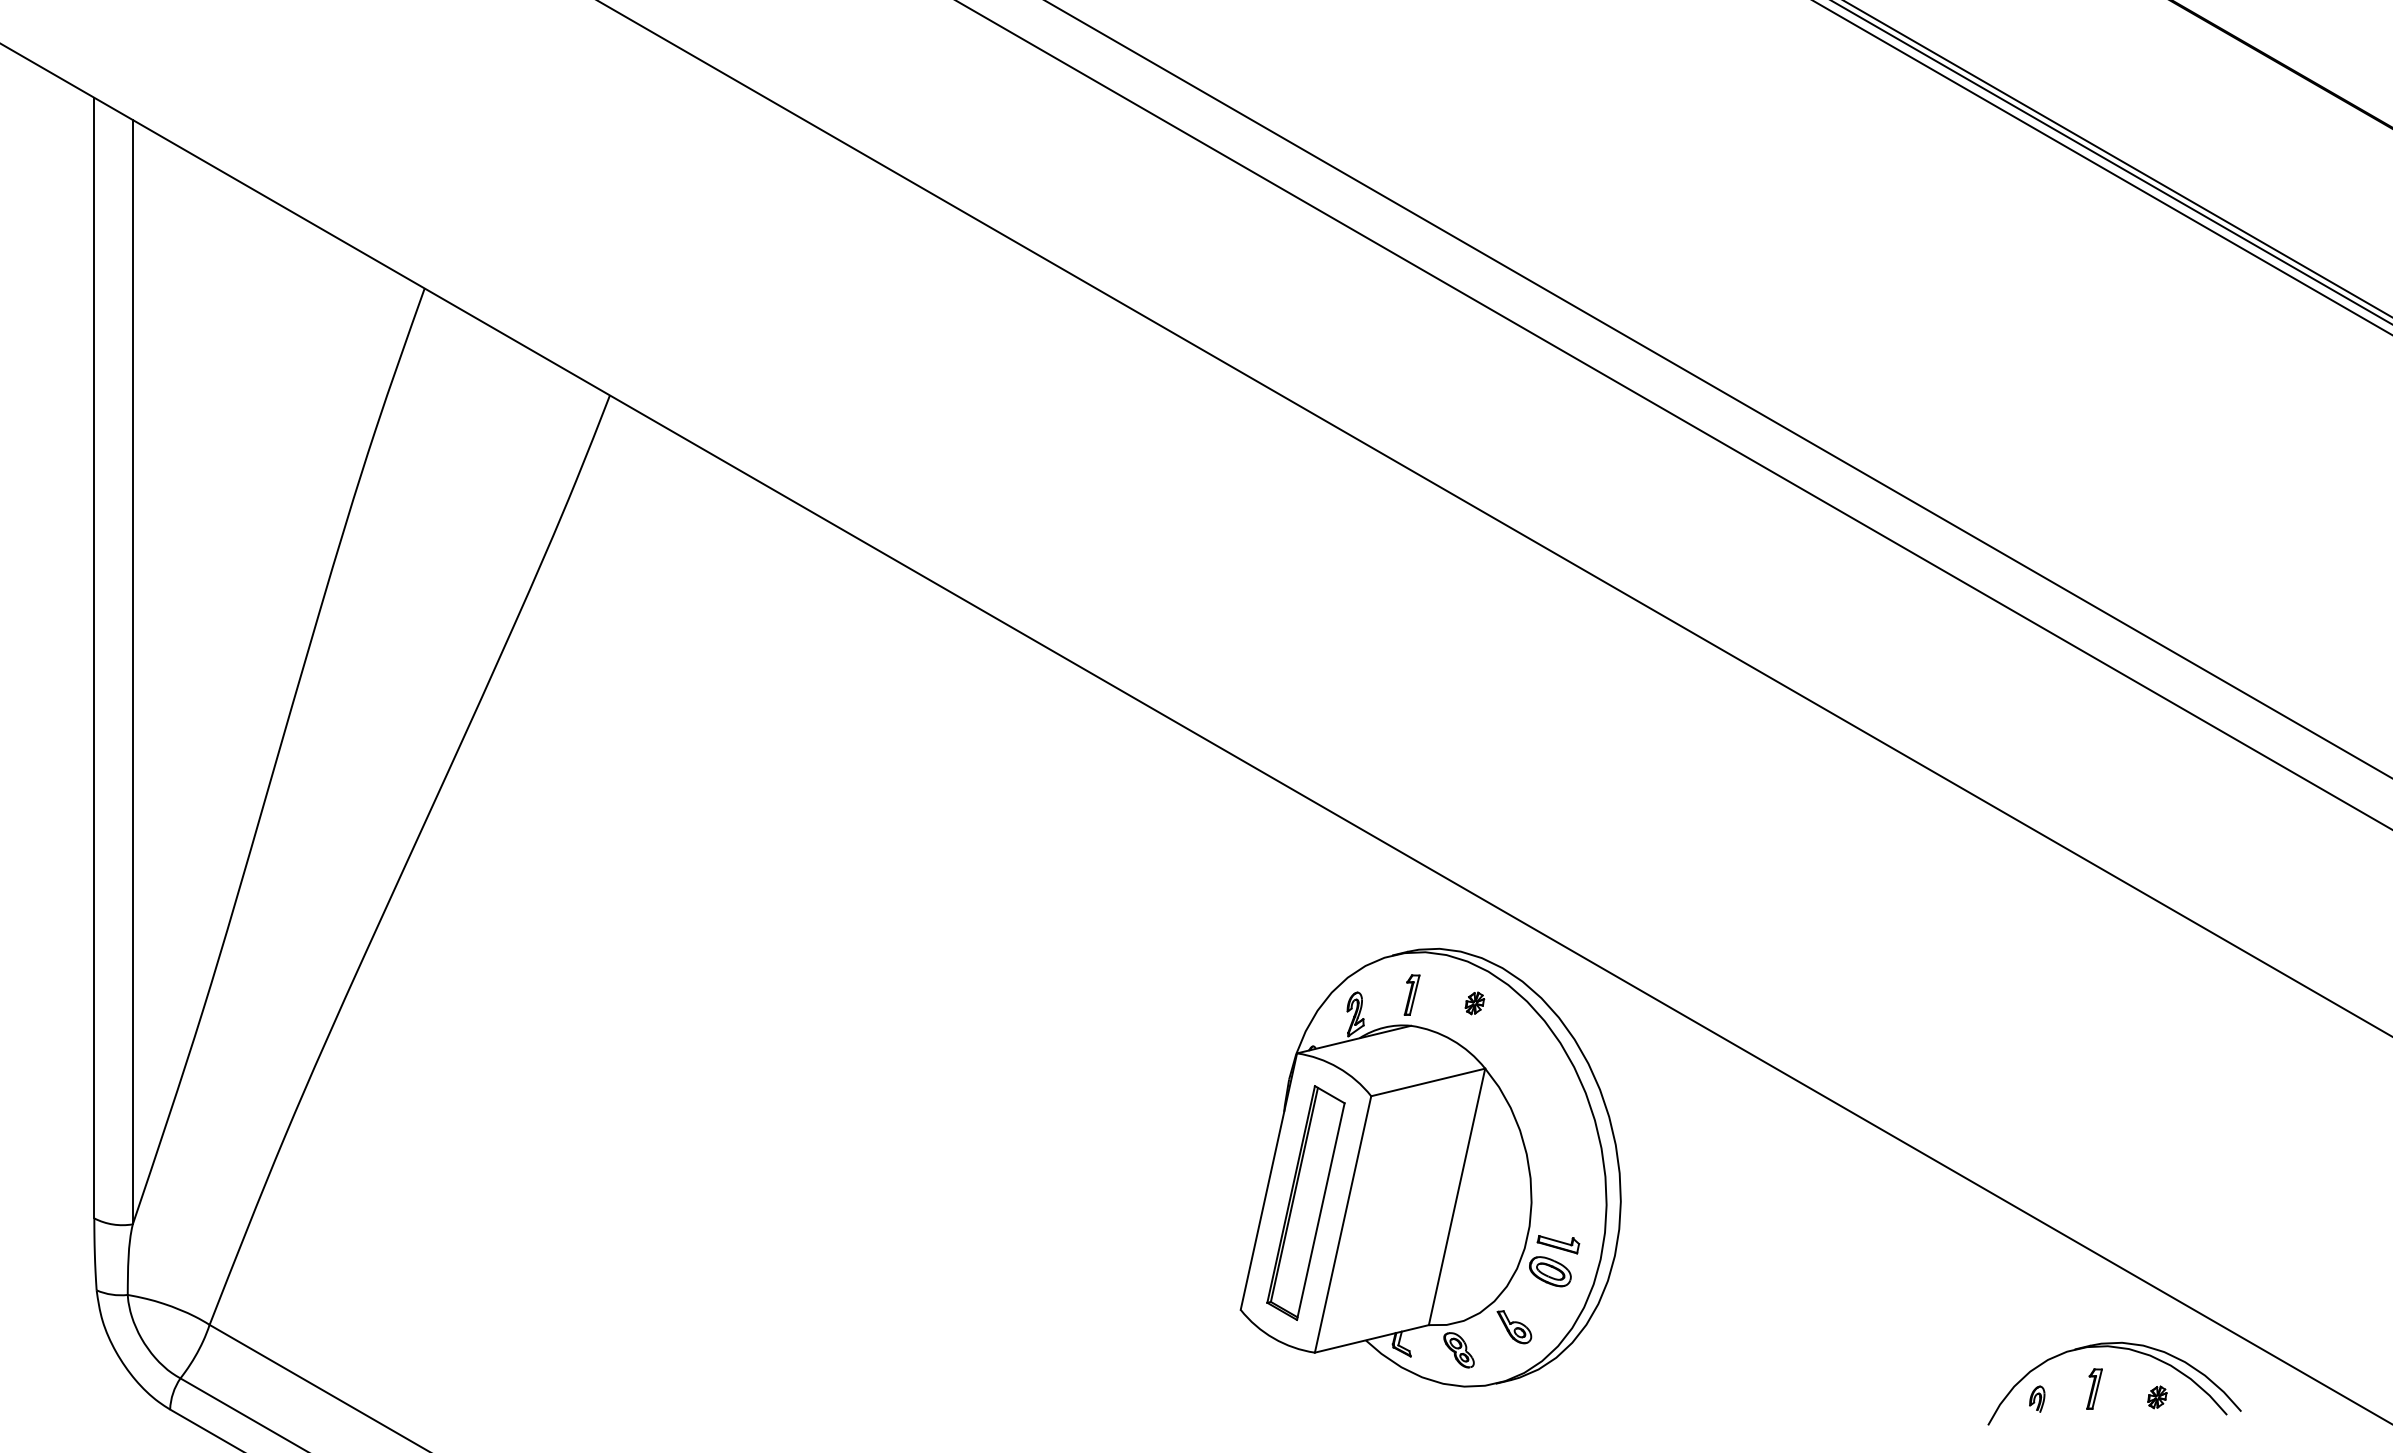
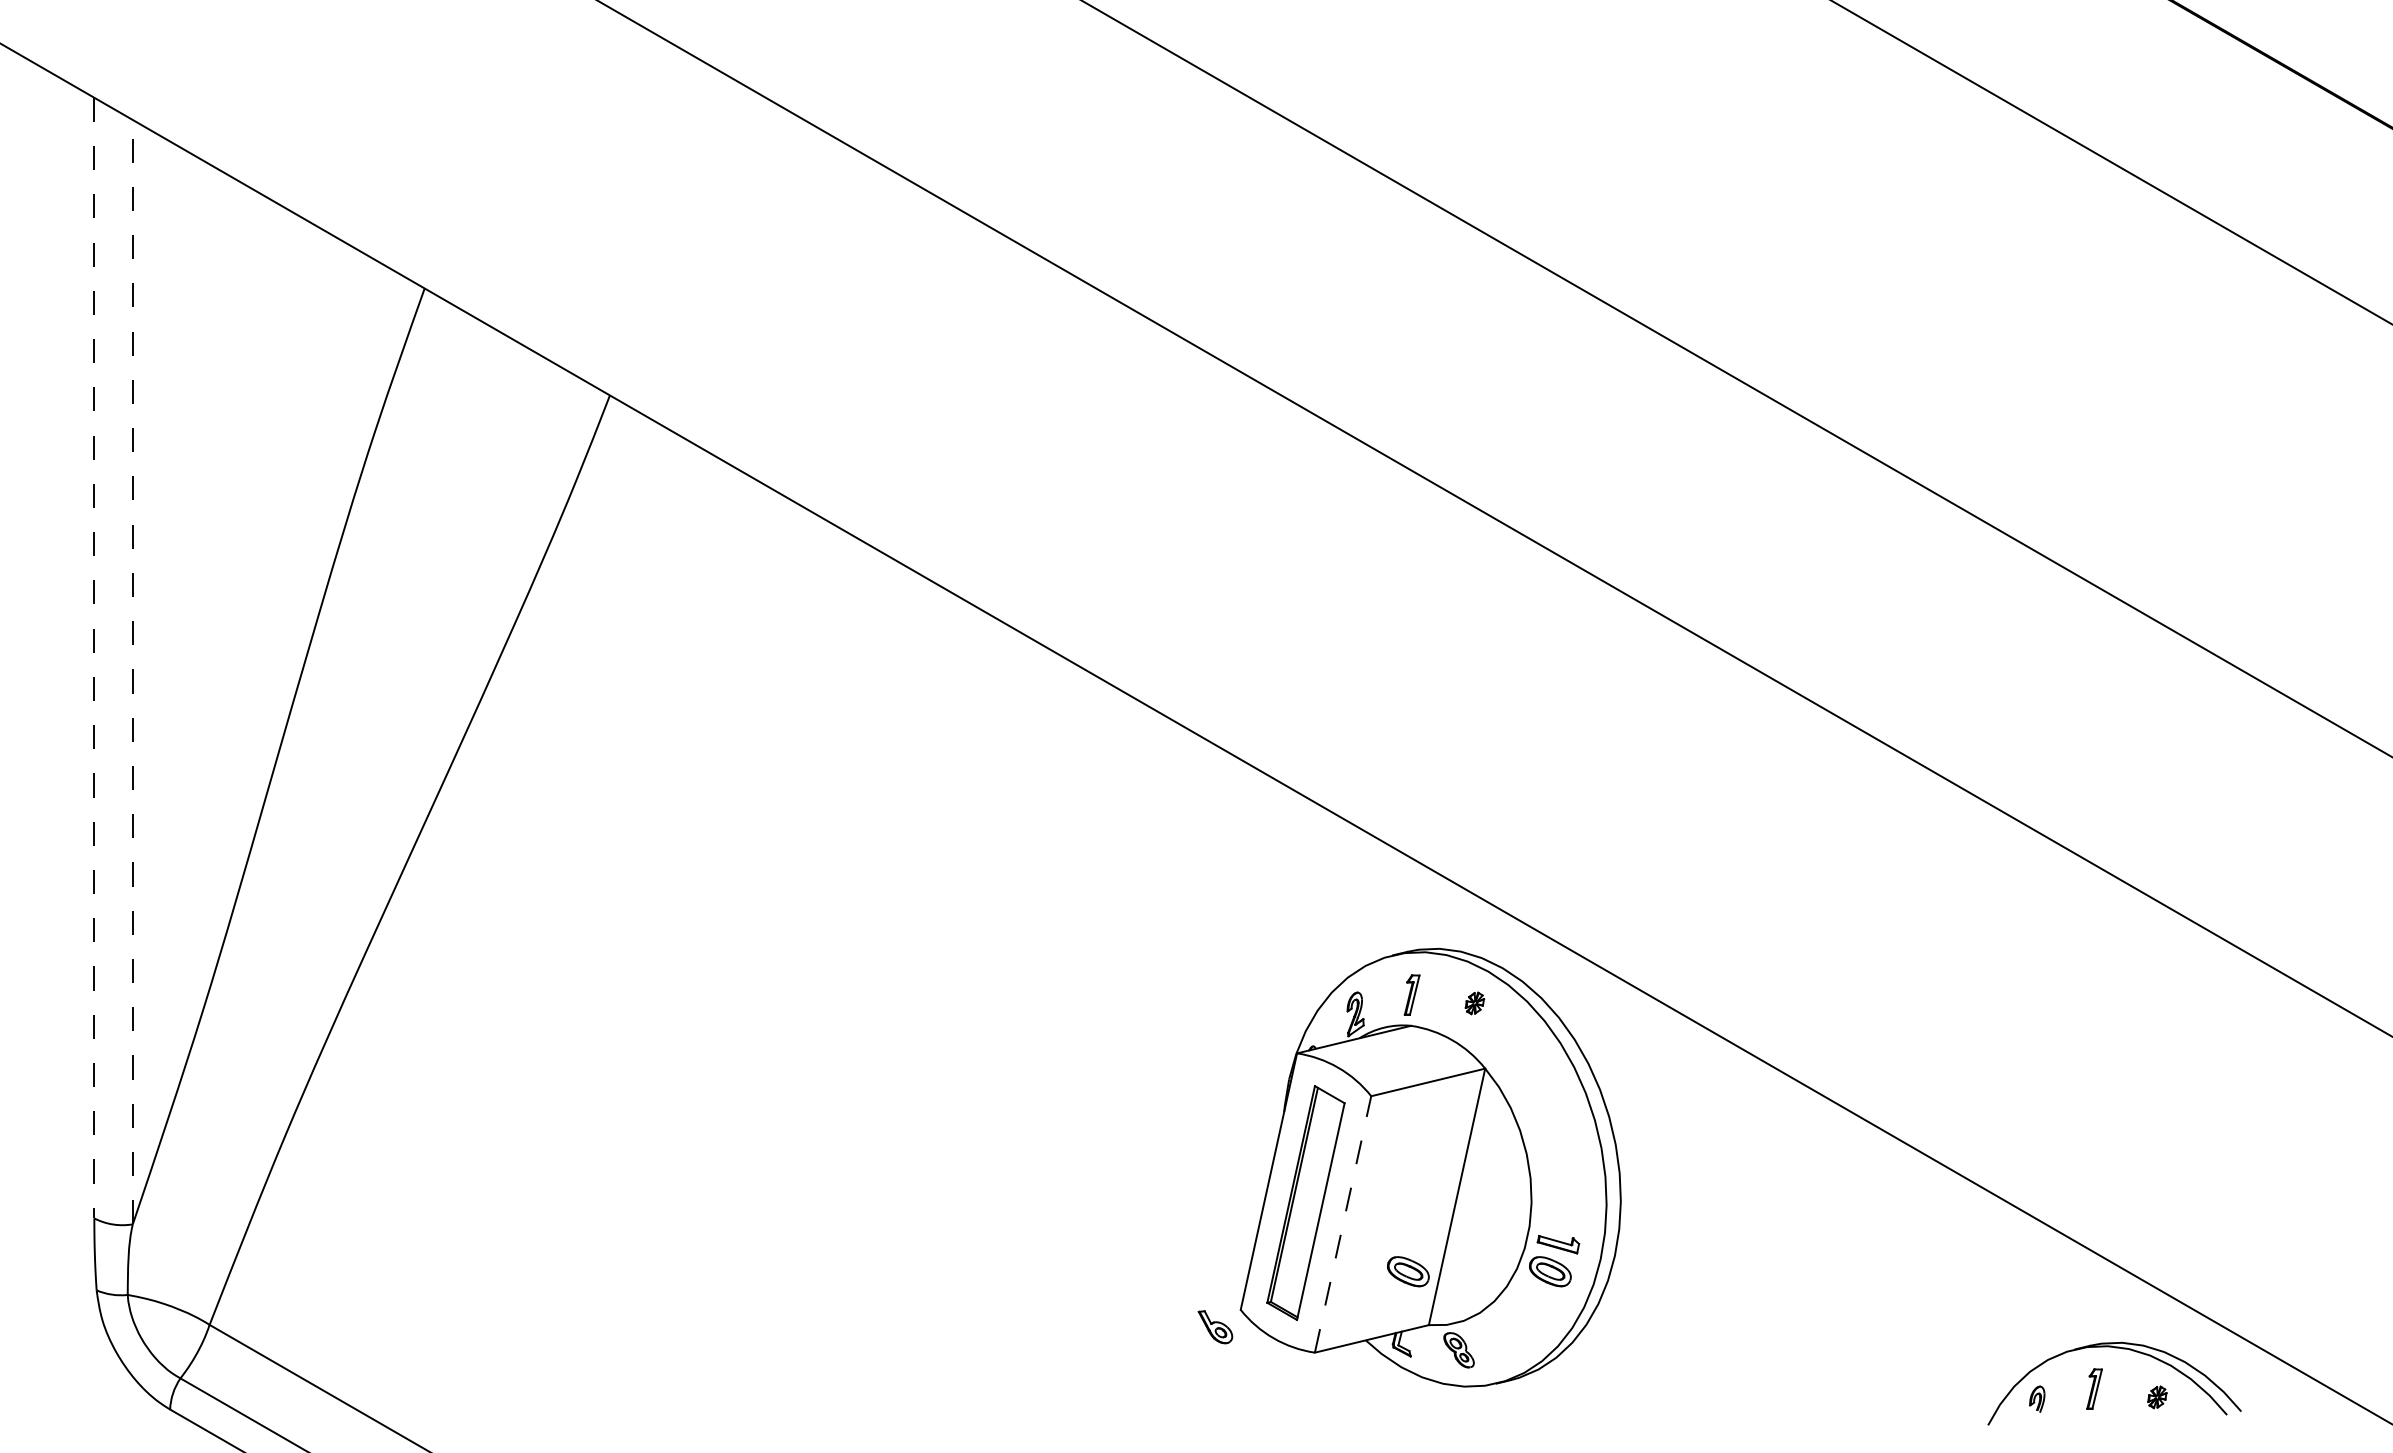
line: present -> none (2117, 159)
line: present -> none (2102, 167)
line position: (1718, 389) -> (1736, 378) (1736, 378)
line: present -> none (1673, 415)
line: solid -> dashed (94, 658)
line: solid -> dashed (132, 671)
line: solid -> dashed (1343, 1223)
part: none -> present (1408, 1271)
part position: (1514, 1327) -> (1215, 1327) (1215, 1327)
